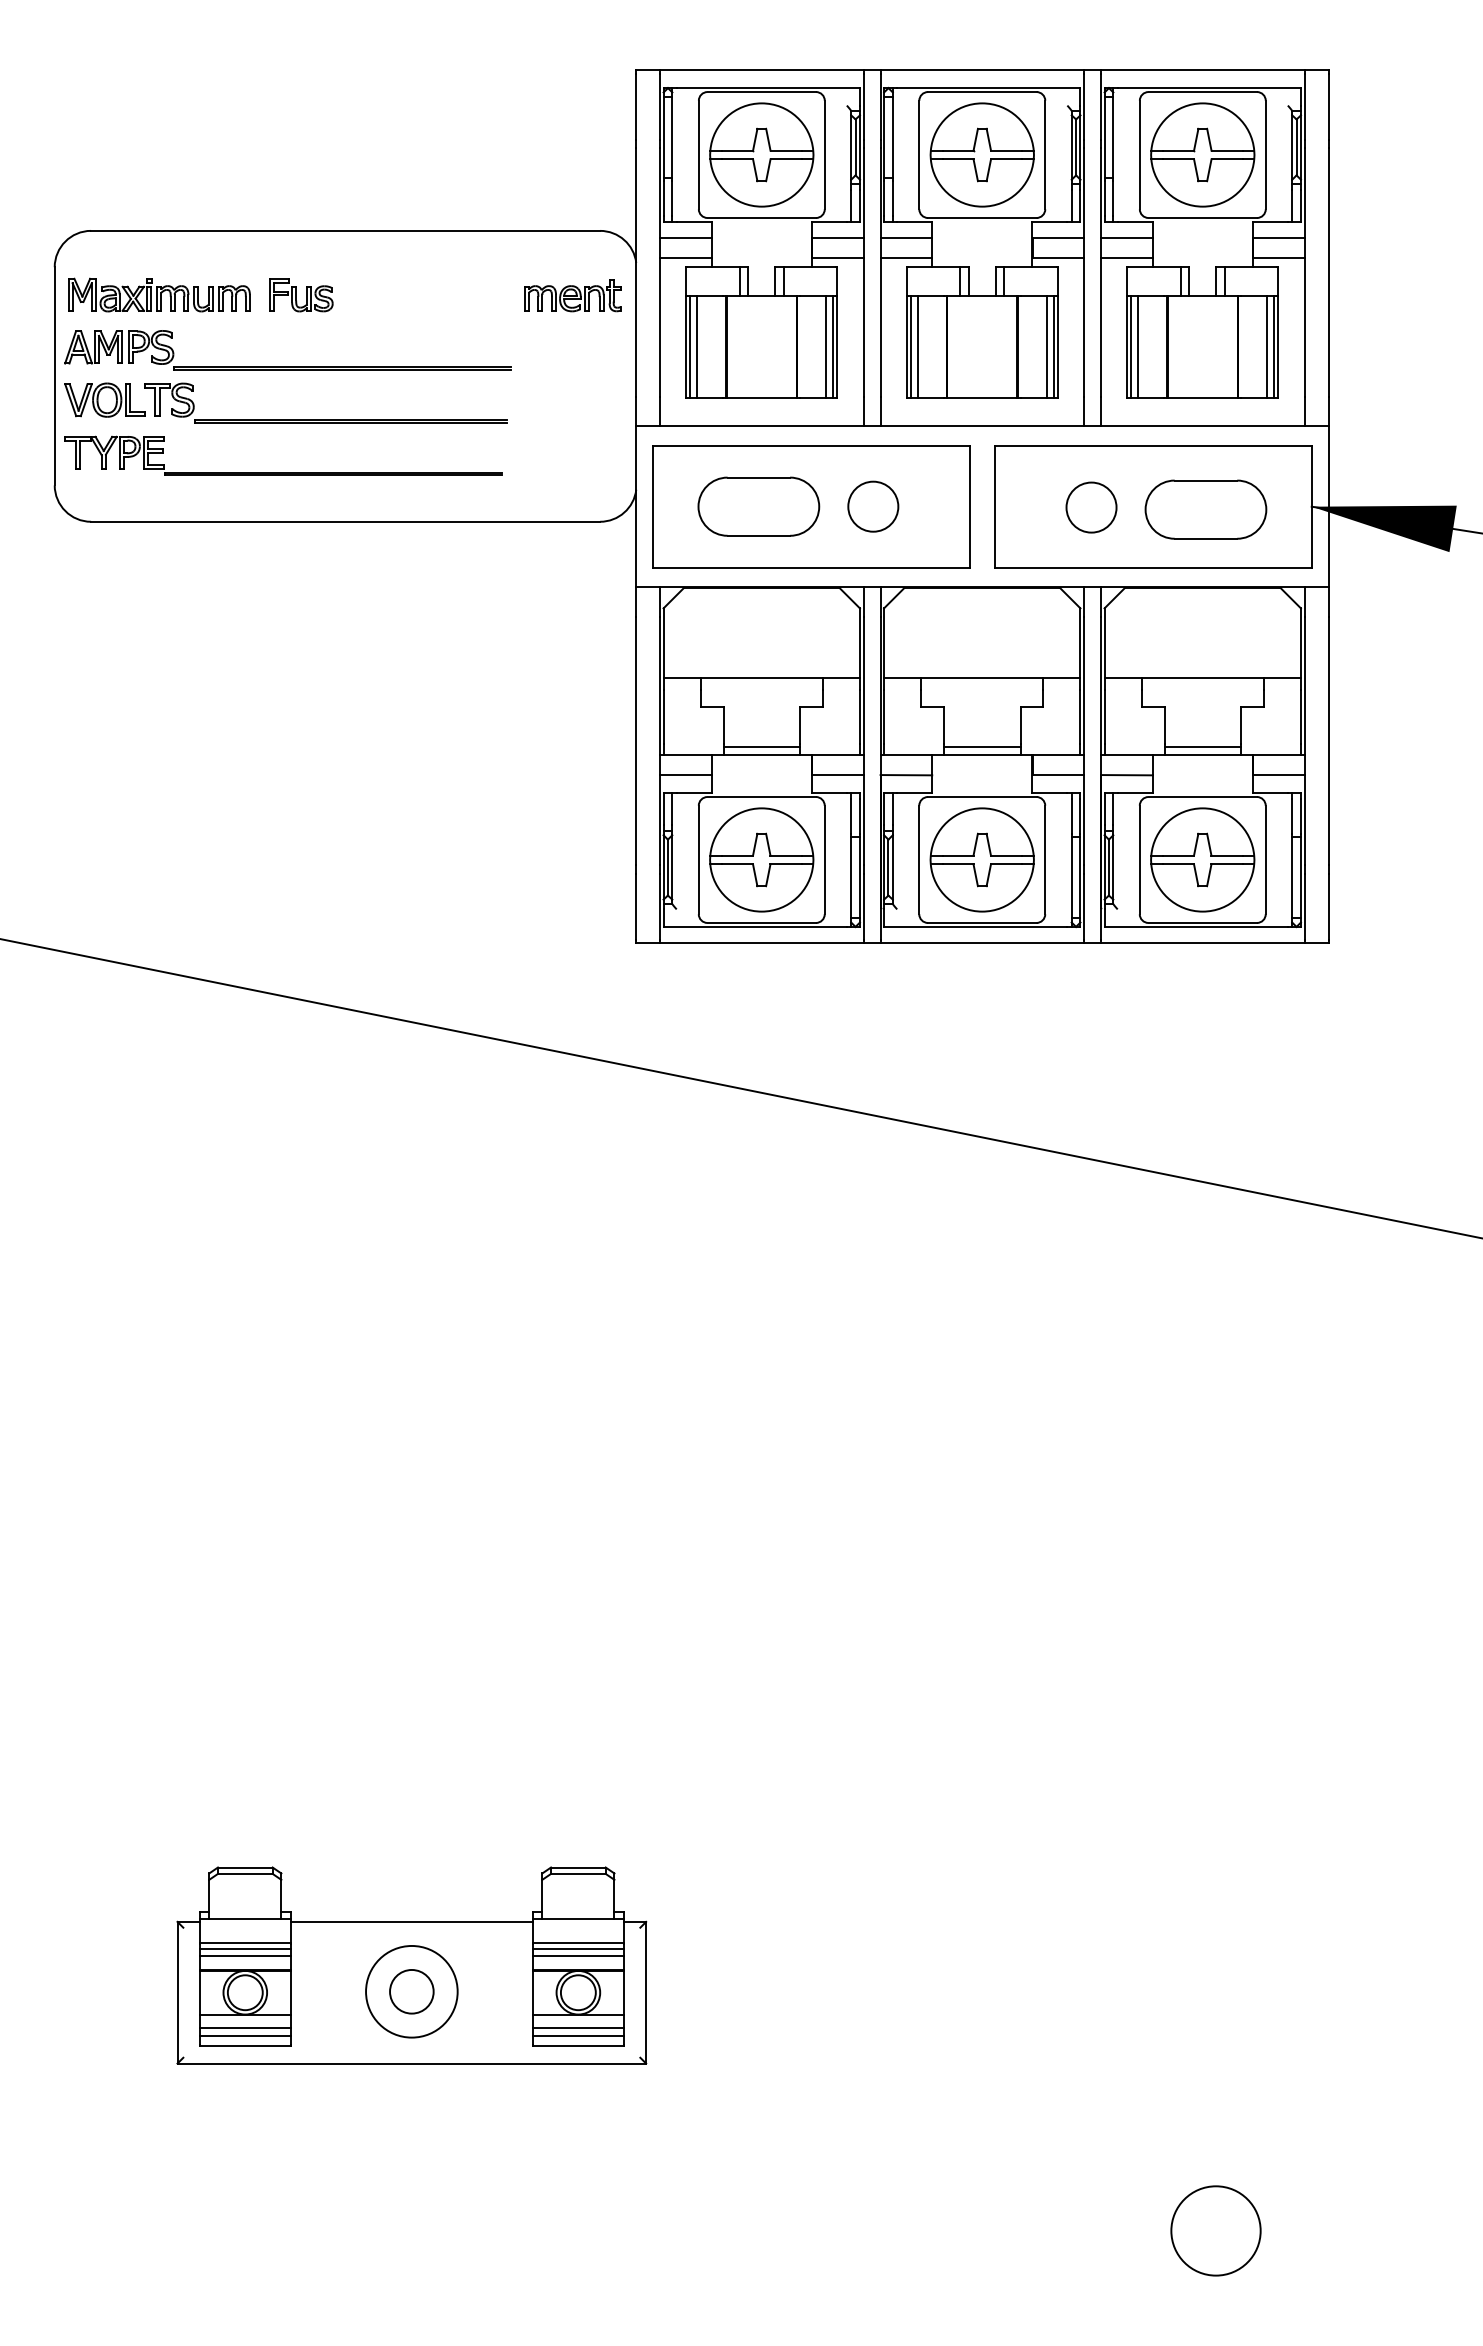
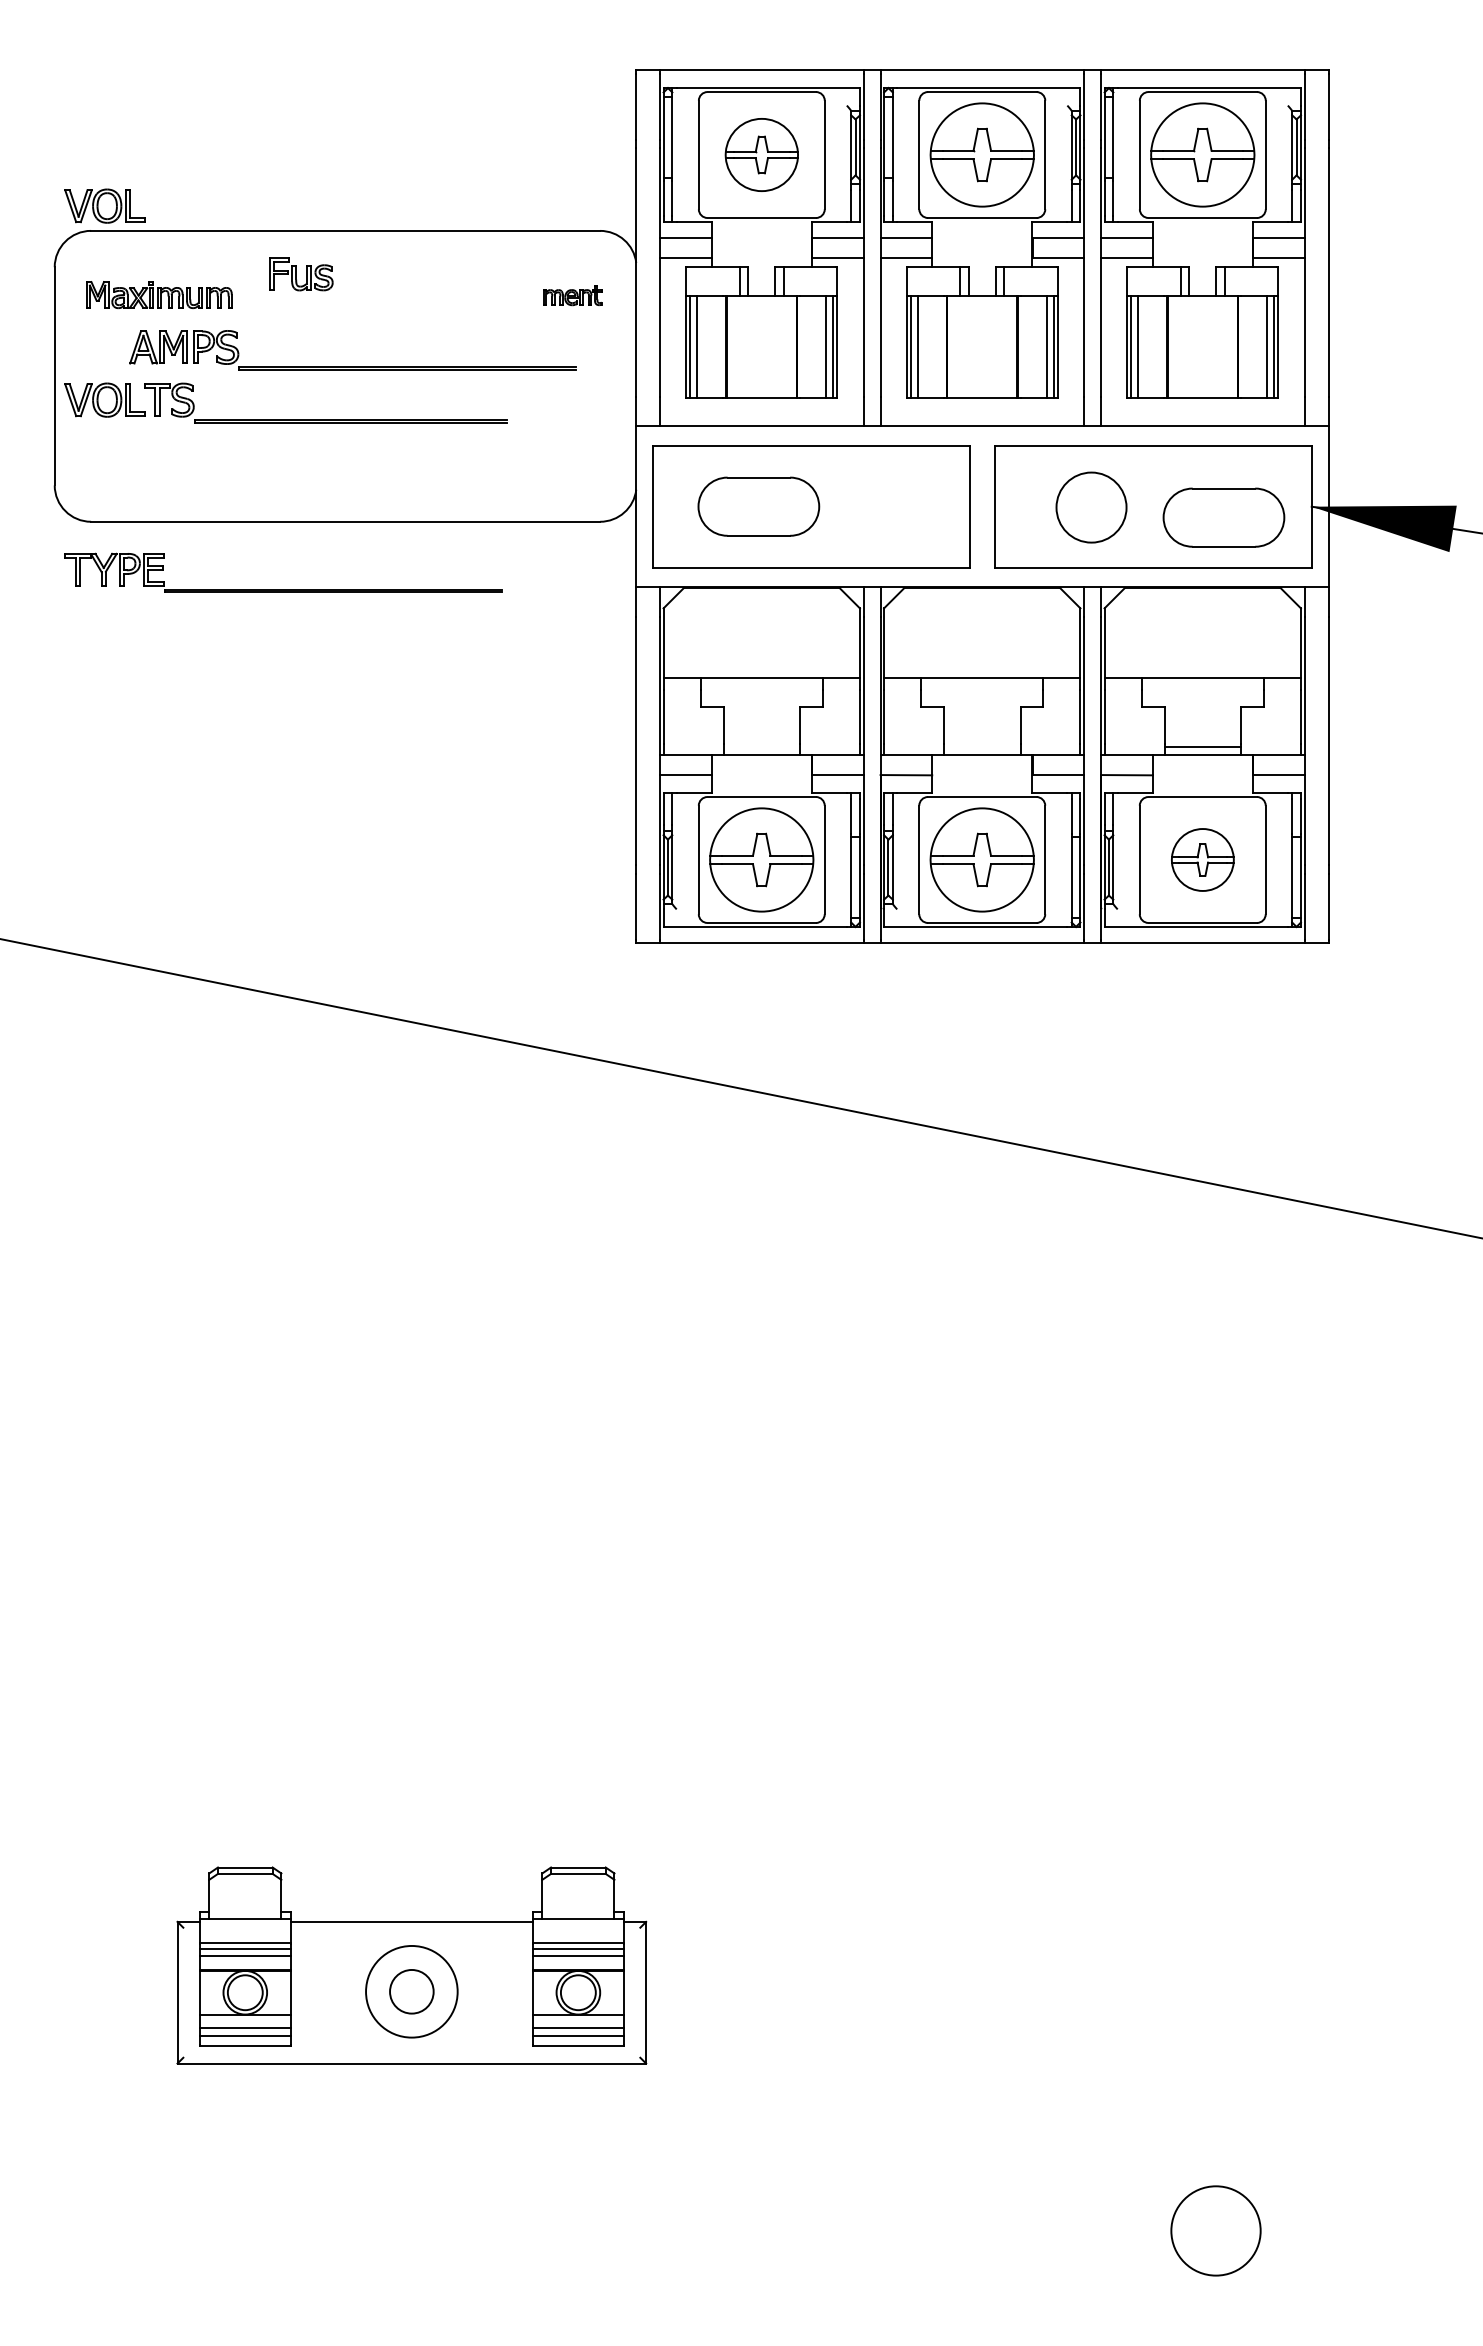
part size: 106x106 px -> 75x74 px (761, 154)
part: none -> present (104, 205)
part size: 183x36 px -> 147x28 px (159, 294)
part position: (301, 295) -> (301, 274) (301, 274)
part size: 98x34 px -> 60x22 px (572, 295)
part position: (287, 366) -> (352, 366) (352, 366)
part position: (283, 472) -> (283, 589) (283, 589)
circle: present -> none (873, 506)
circle diameter: 50 px -> 70 px (1091, 507)
part position: (1205, 509) -> (1223, 517) (1223, 517)
line: present -> none (761, 746)
line: present -> none (982, 746)
part size: 106x106 px -> 64x64 px (1202, 859)
